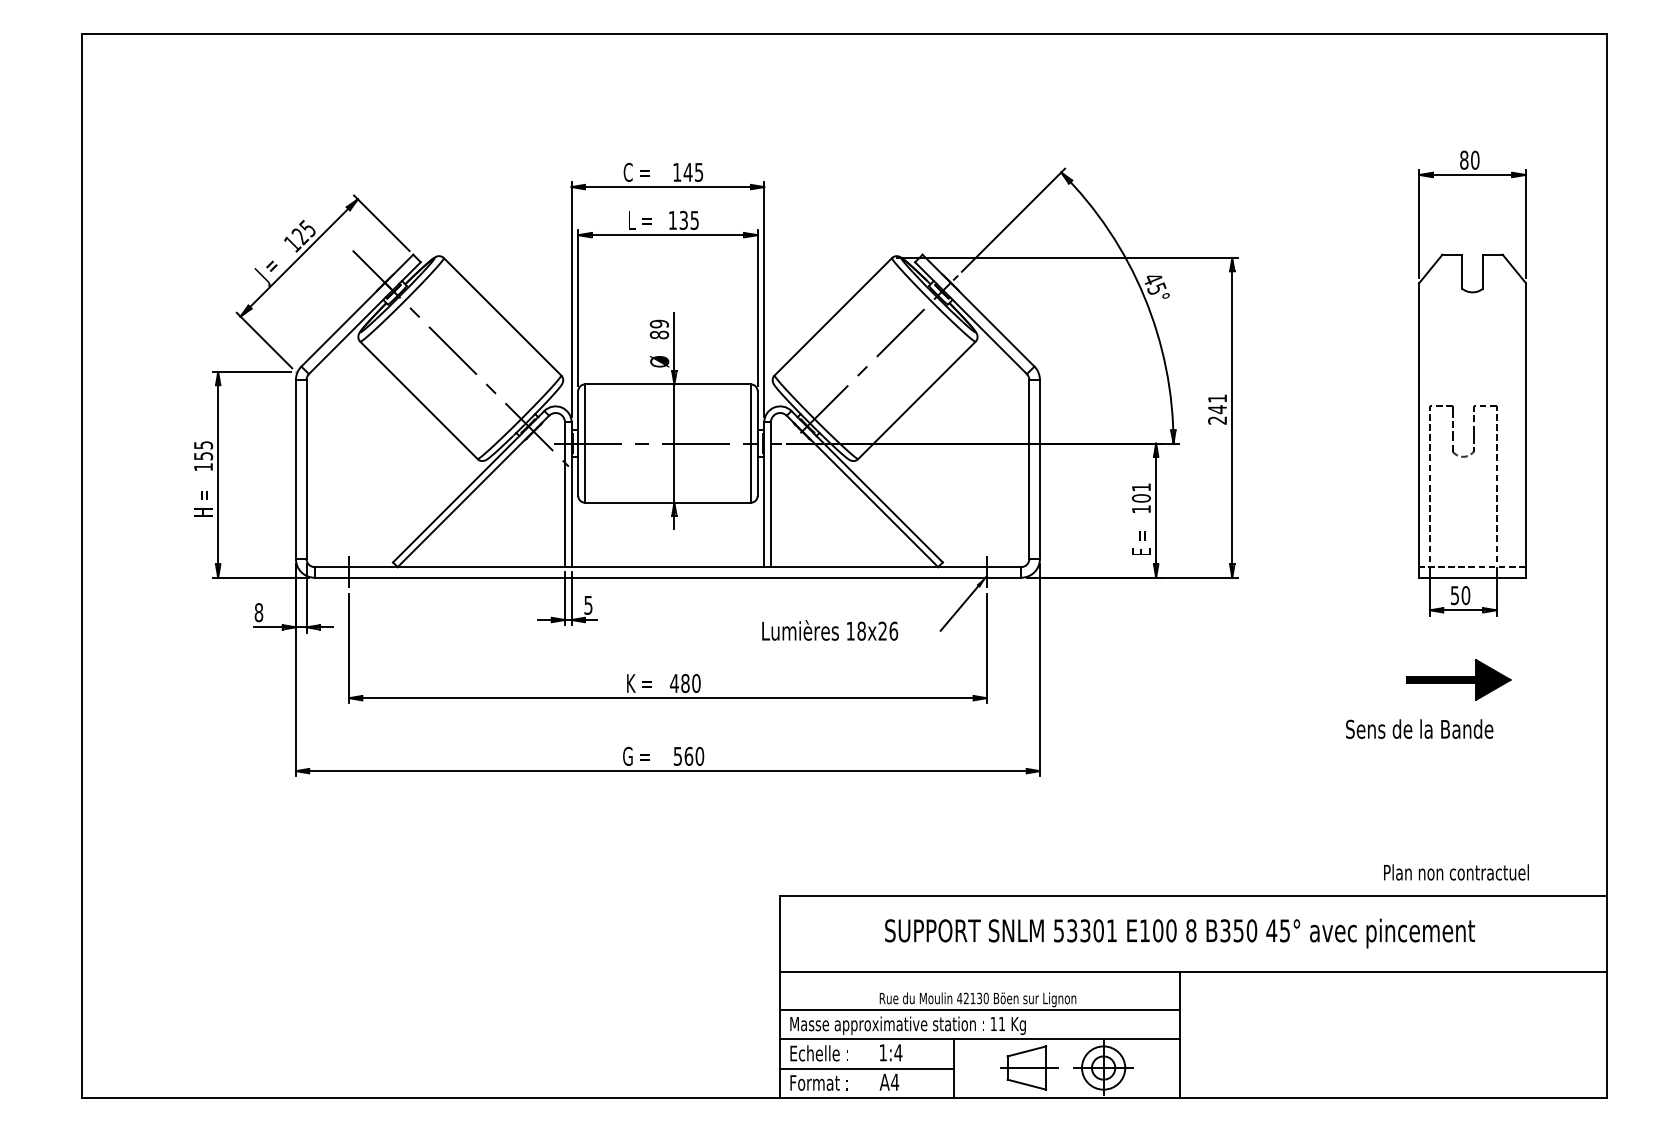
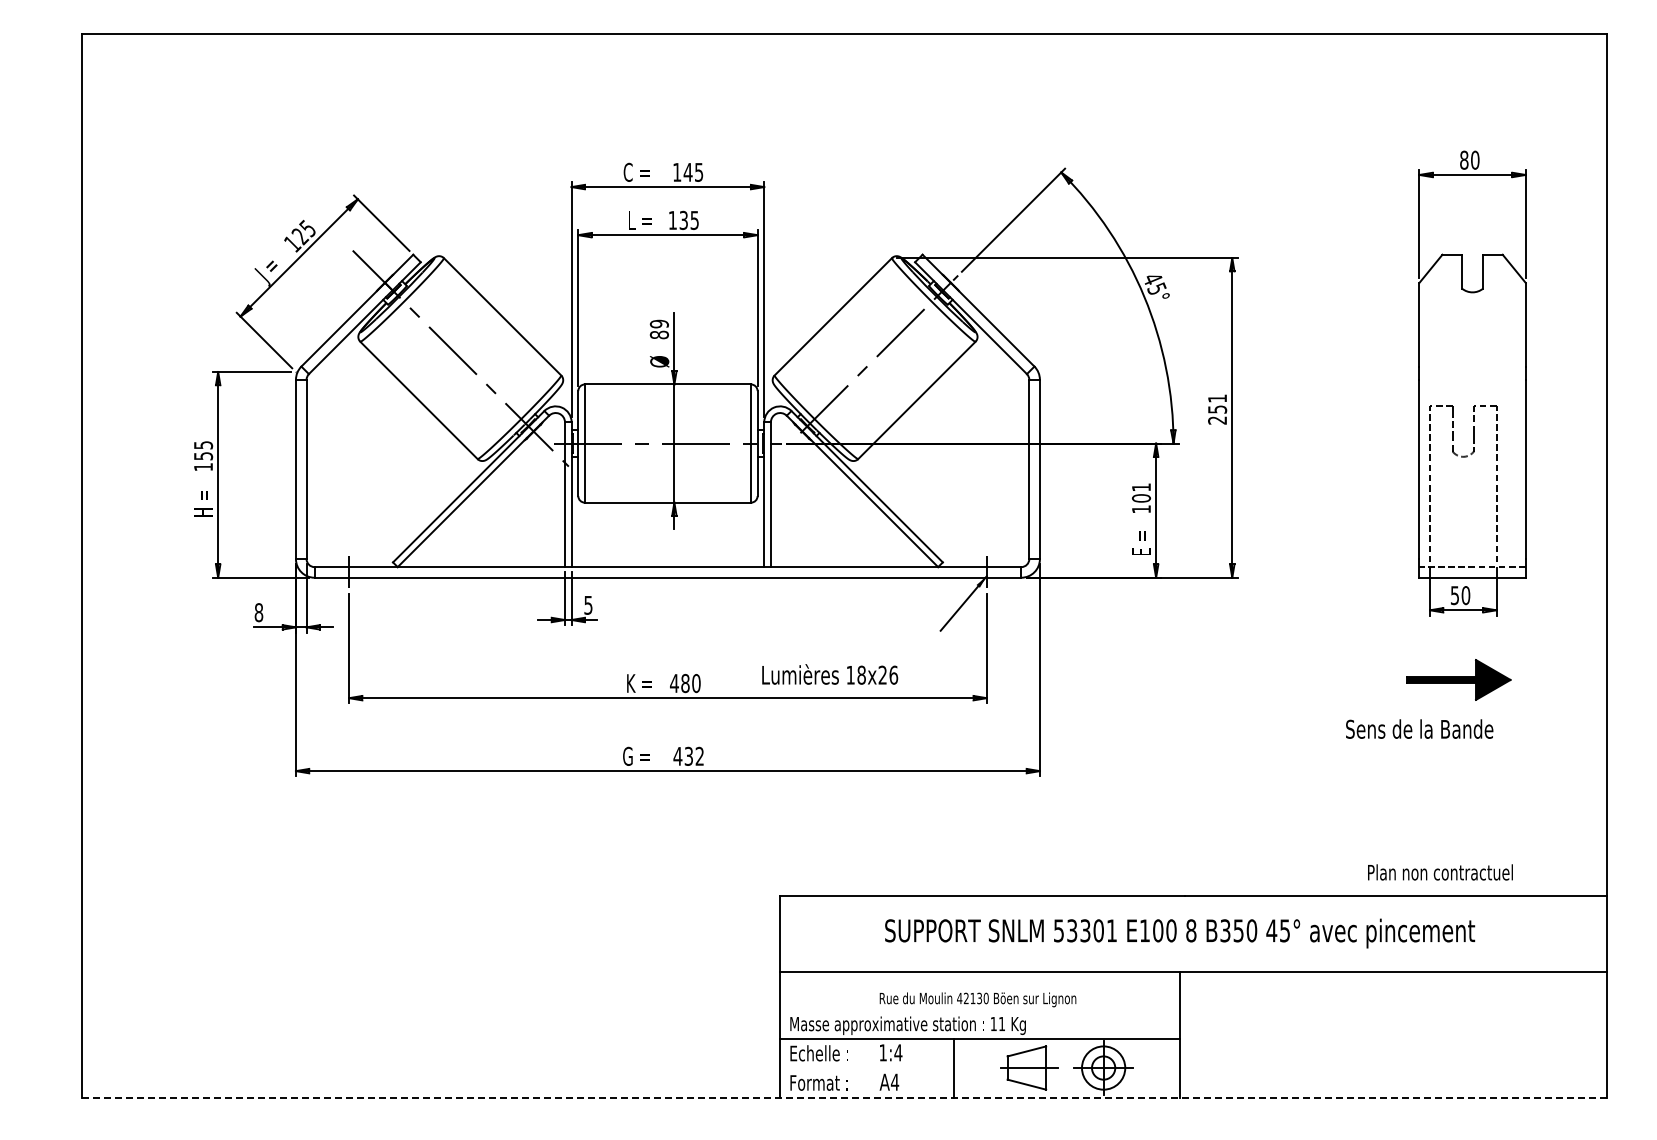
text: 241 -> 251 (1217, 409)
text position: (830, 630) -> (830, 674) (830, 674)
text: 560 -> 432 (688, 755)
text position: (1456, 872) -> (1440, 872) (1440, 872)
line: present -> none (980, 1010)
line: present -> none (866, 1068)
line: solid -> dashed (844, 1097)
